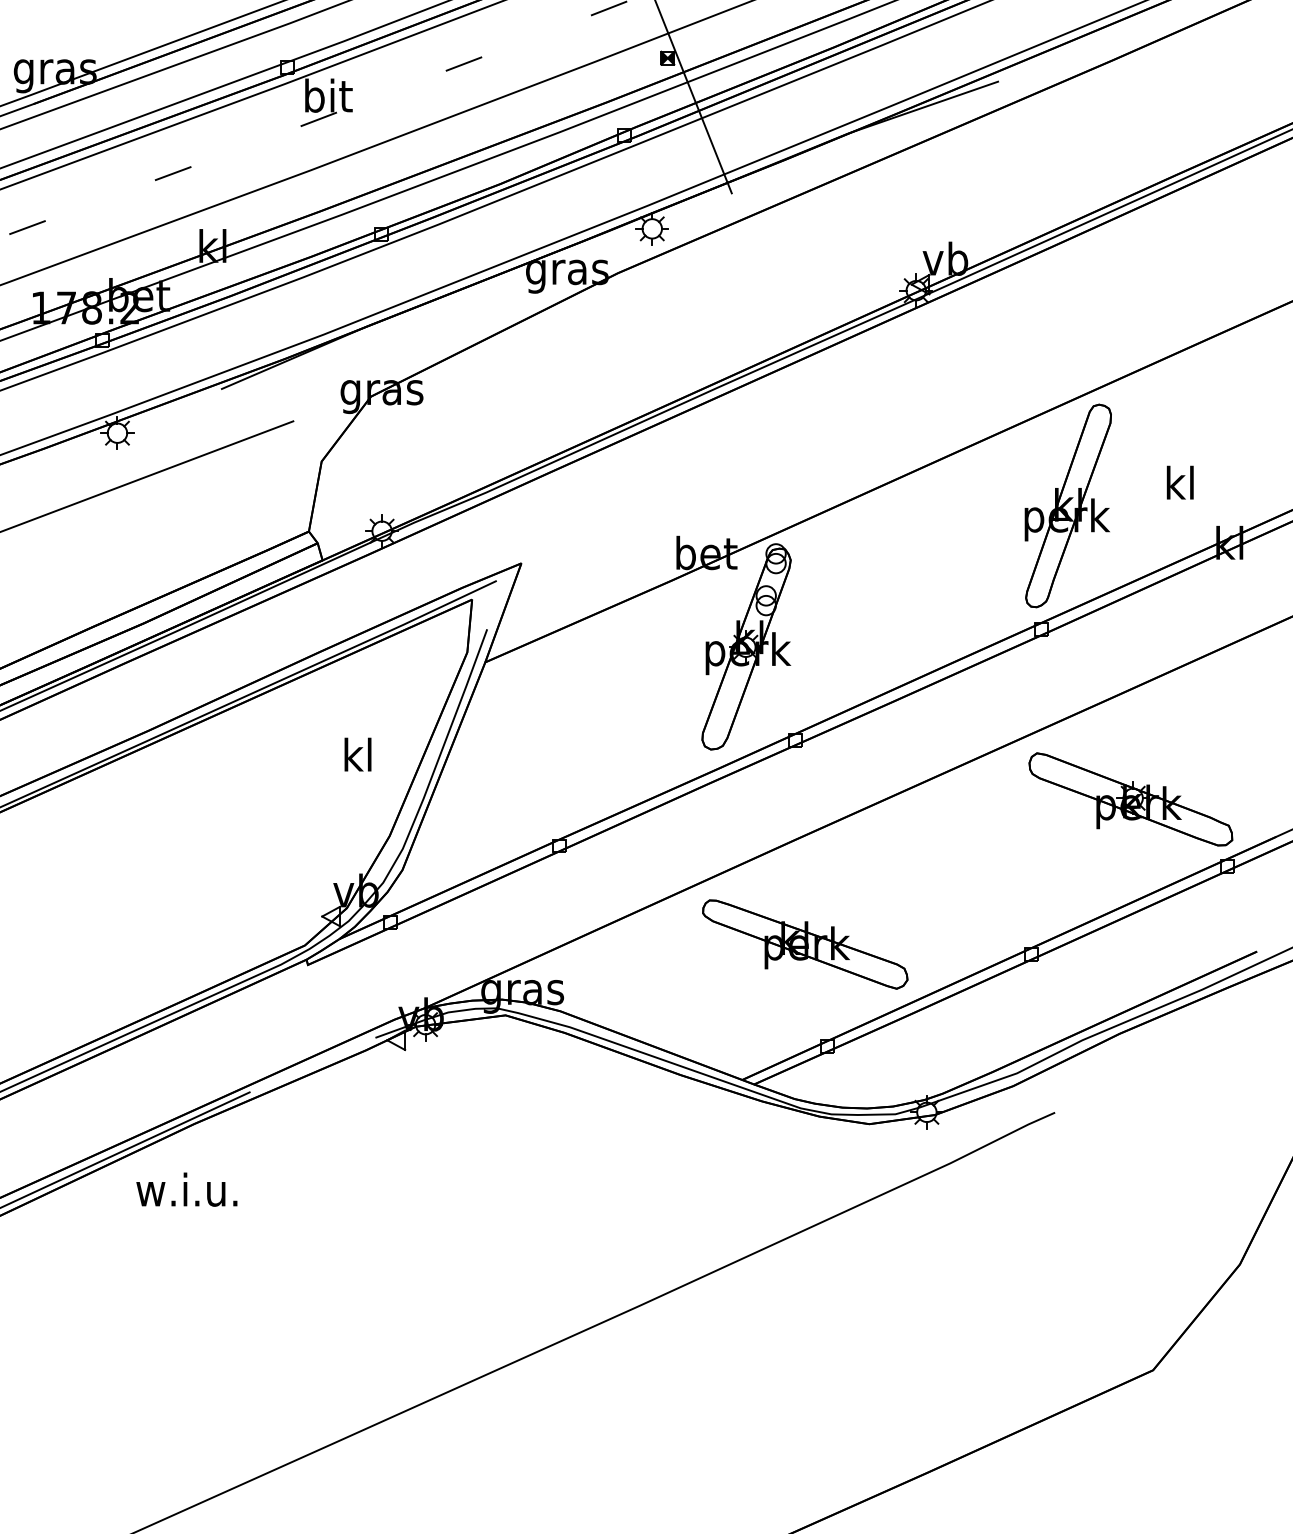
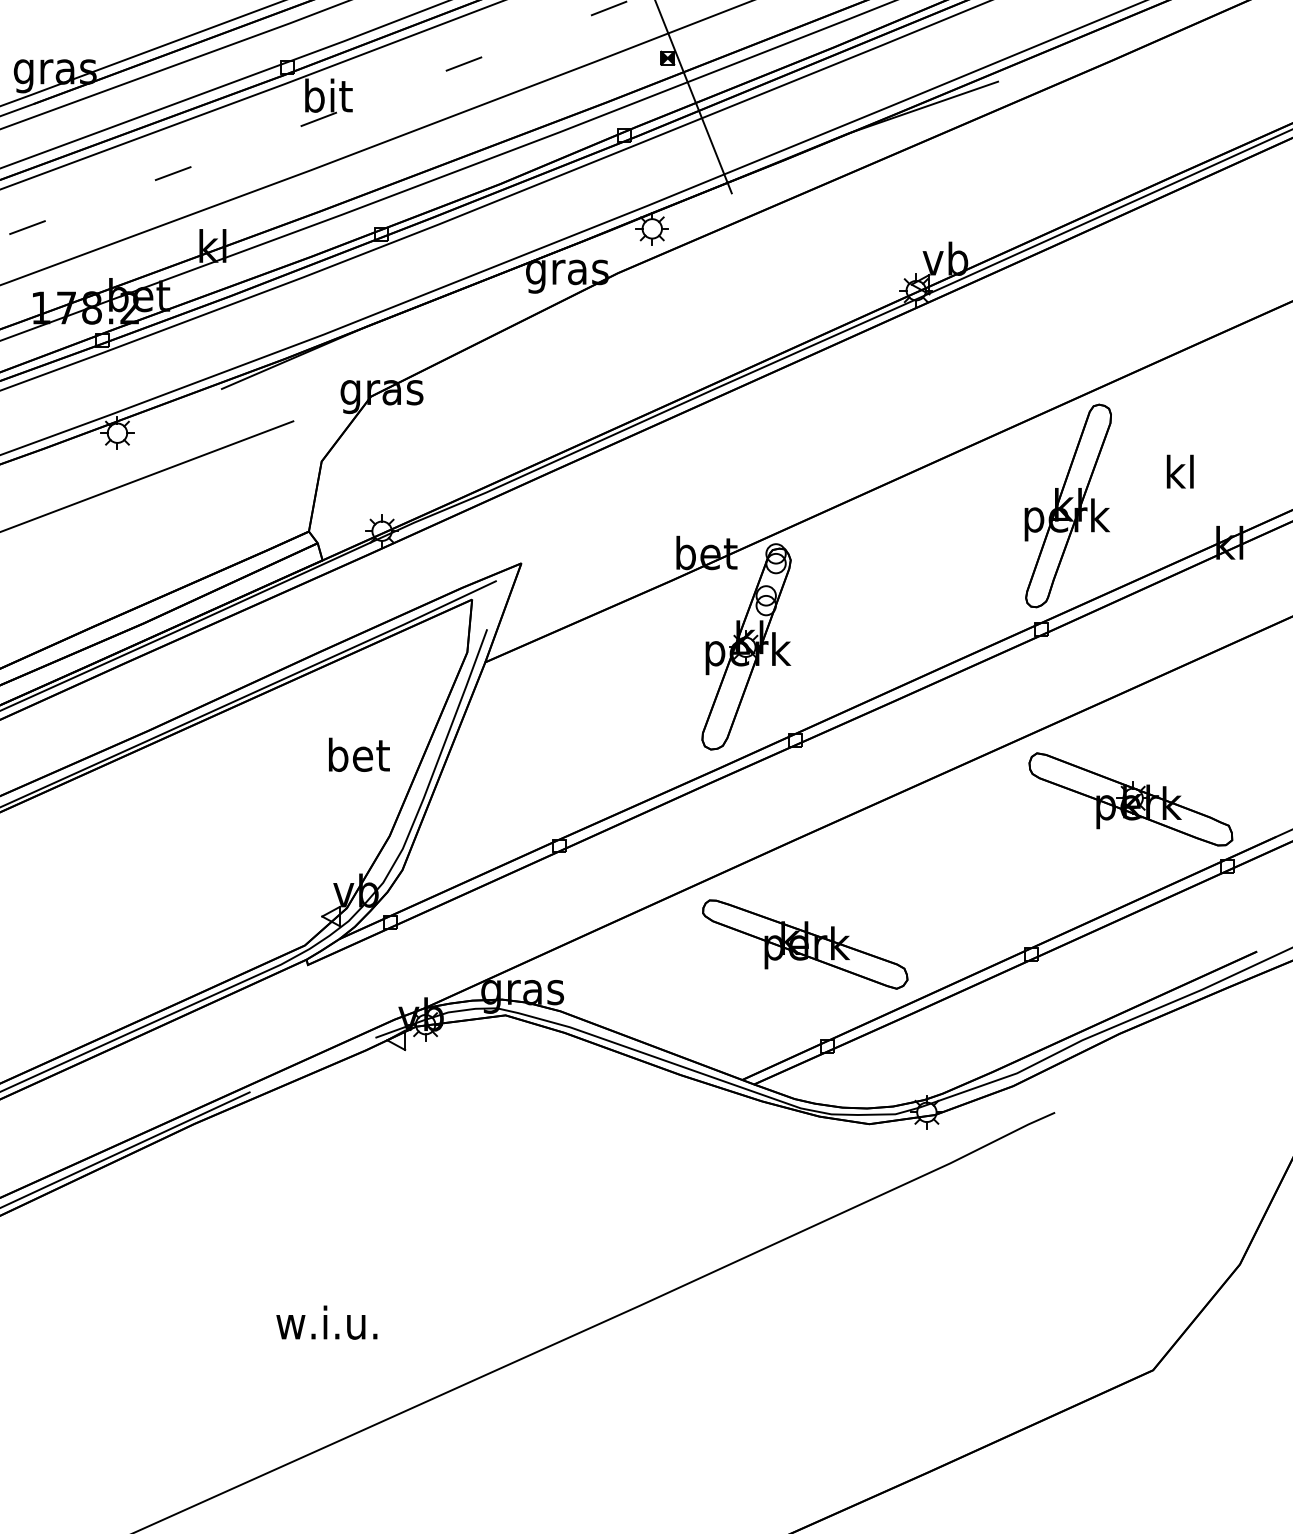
text position: (1179, 482) -> (1179, 471) (1179, 471)
text: kl -> bet (359, 754)
text position: (186, 1189) -> (326, 1322) (326, 1322)
